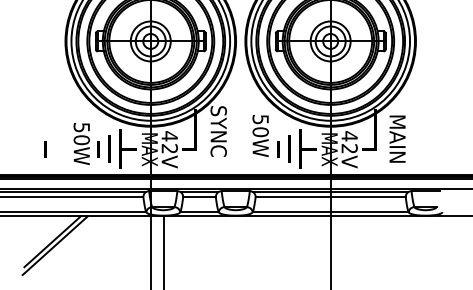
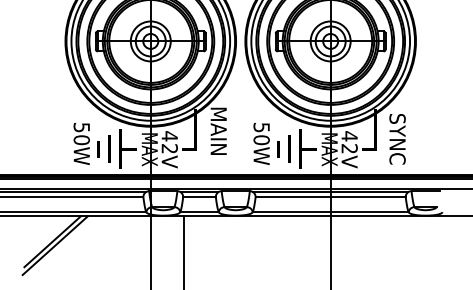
text: SYNC -> MAIN (218, 131)
text position: (260, 136) -> (261, 144) (261, 144)
text: MAIN -> SYNC (397, 139)
line: present -> none (45, 149)
line position: (164, 251) -> (184, 251) (184, 251)
